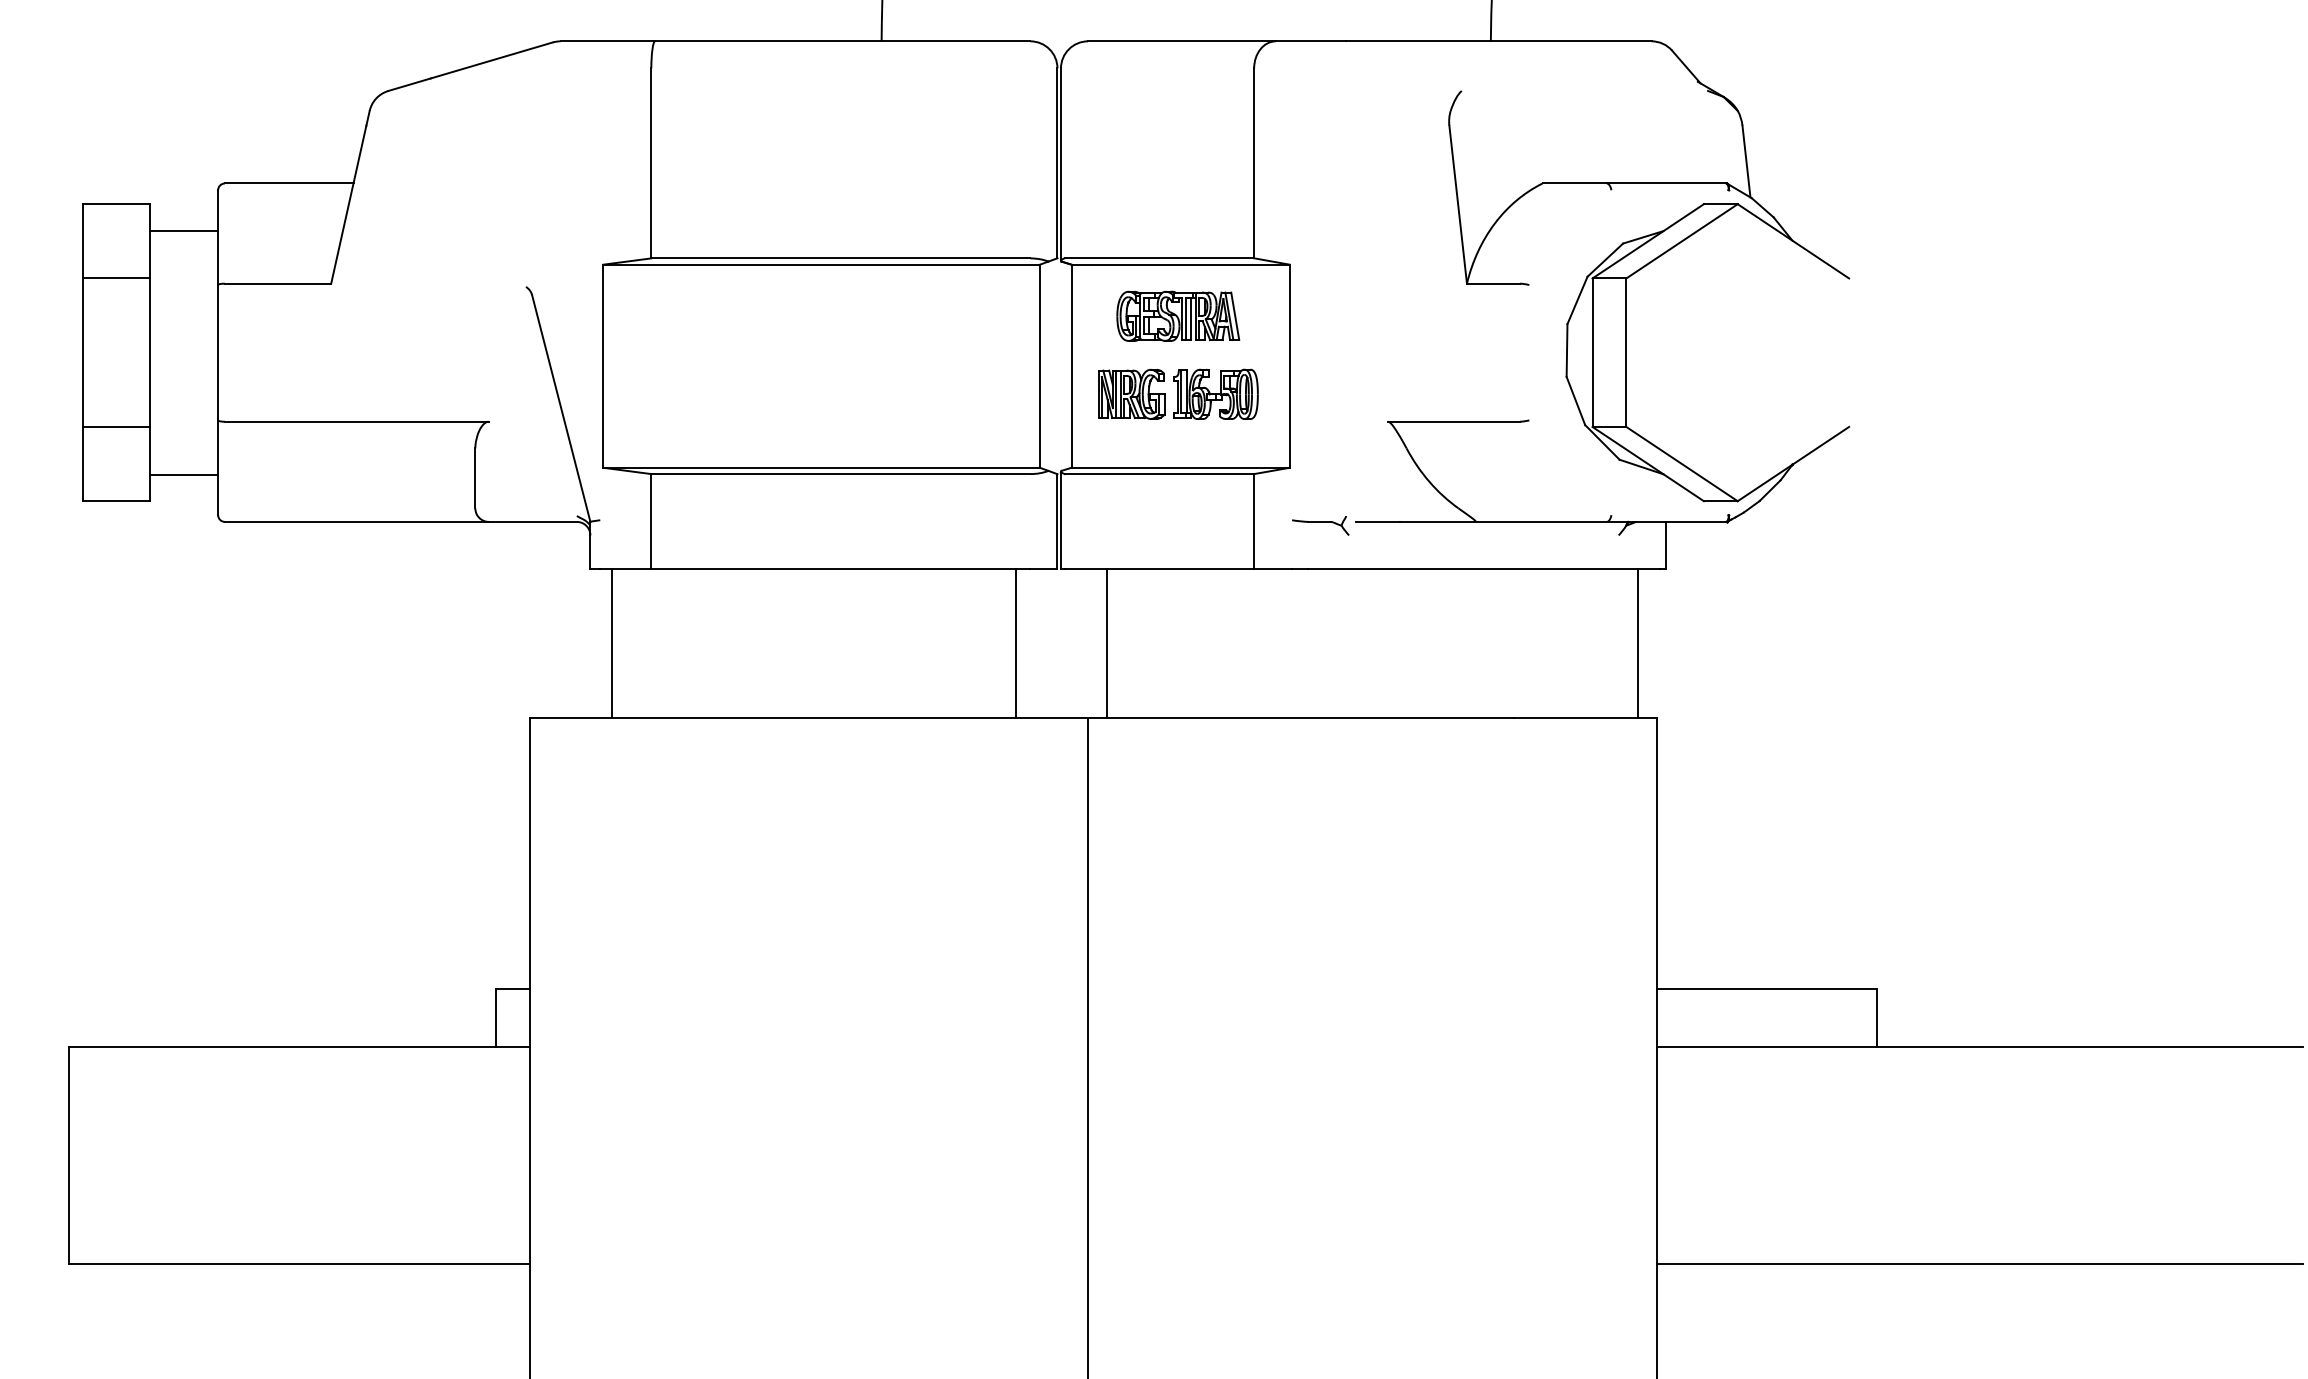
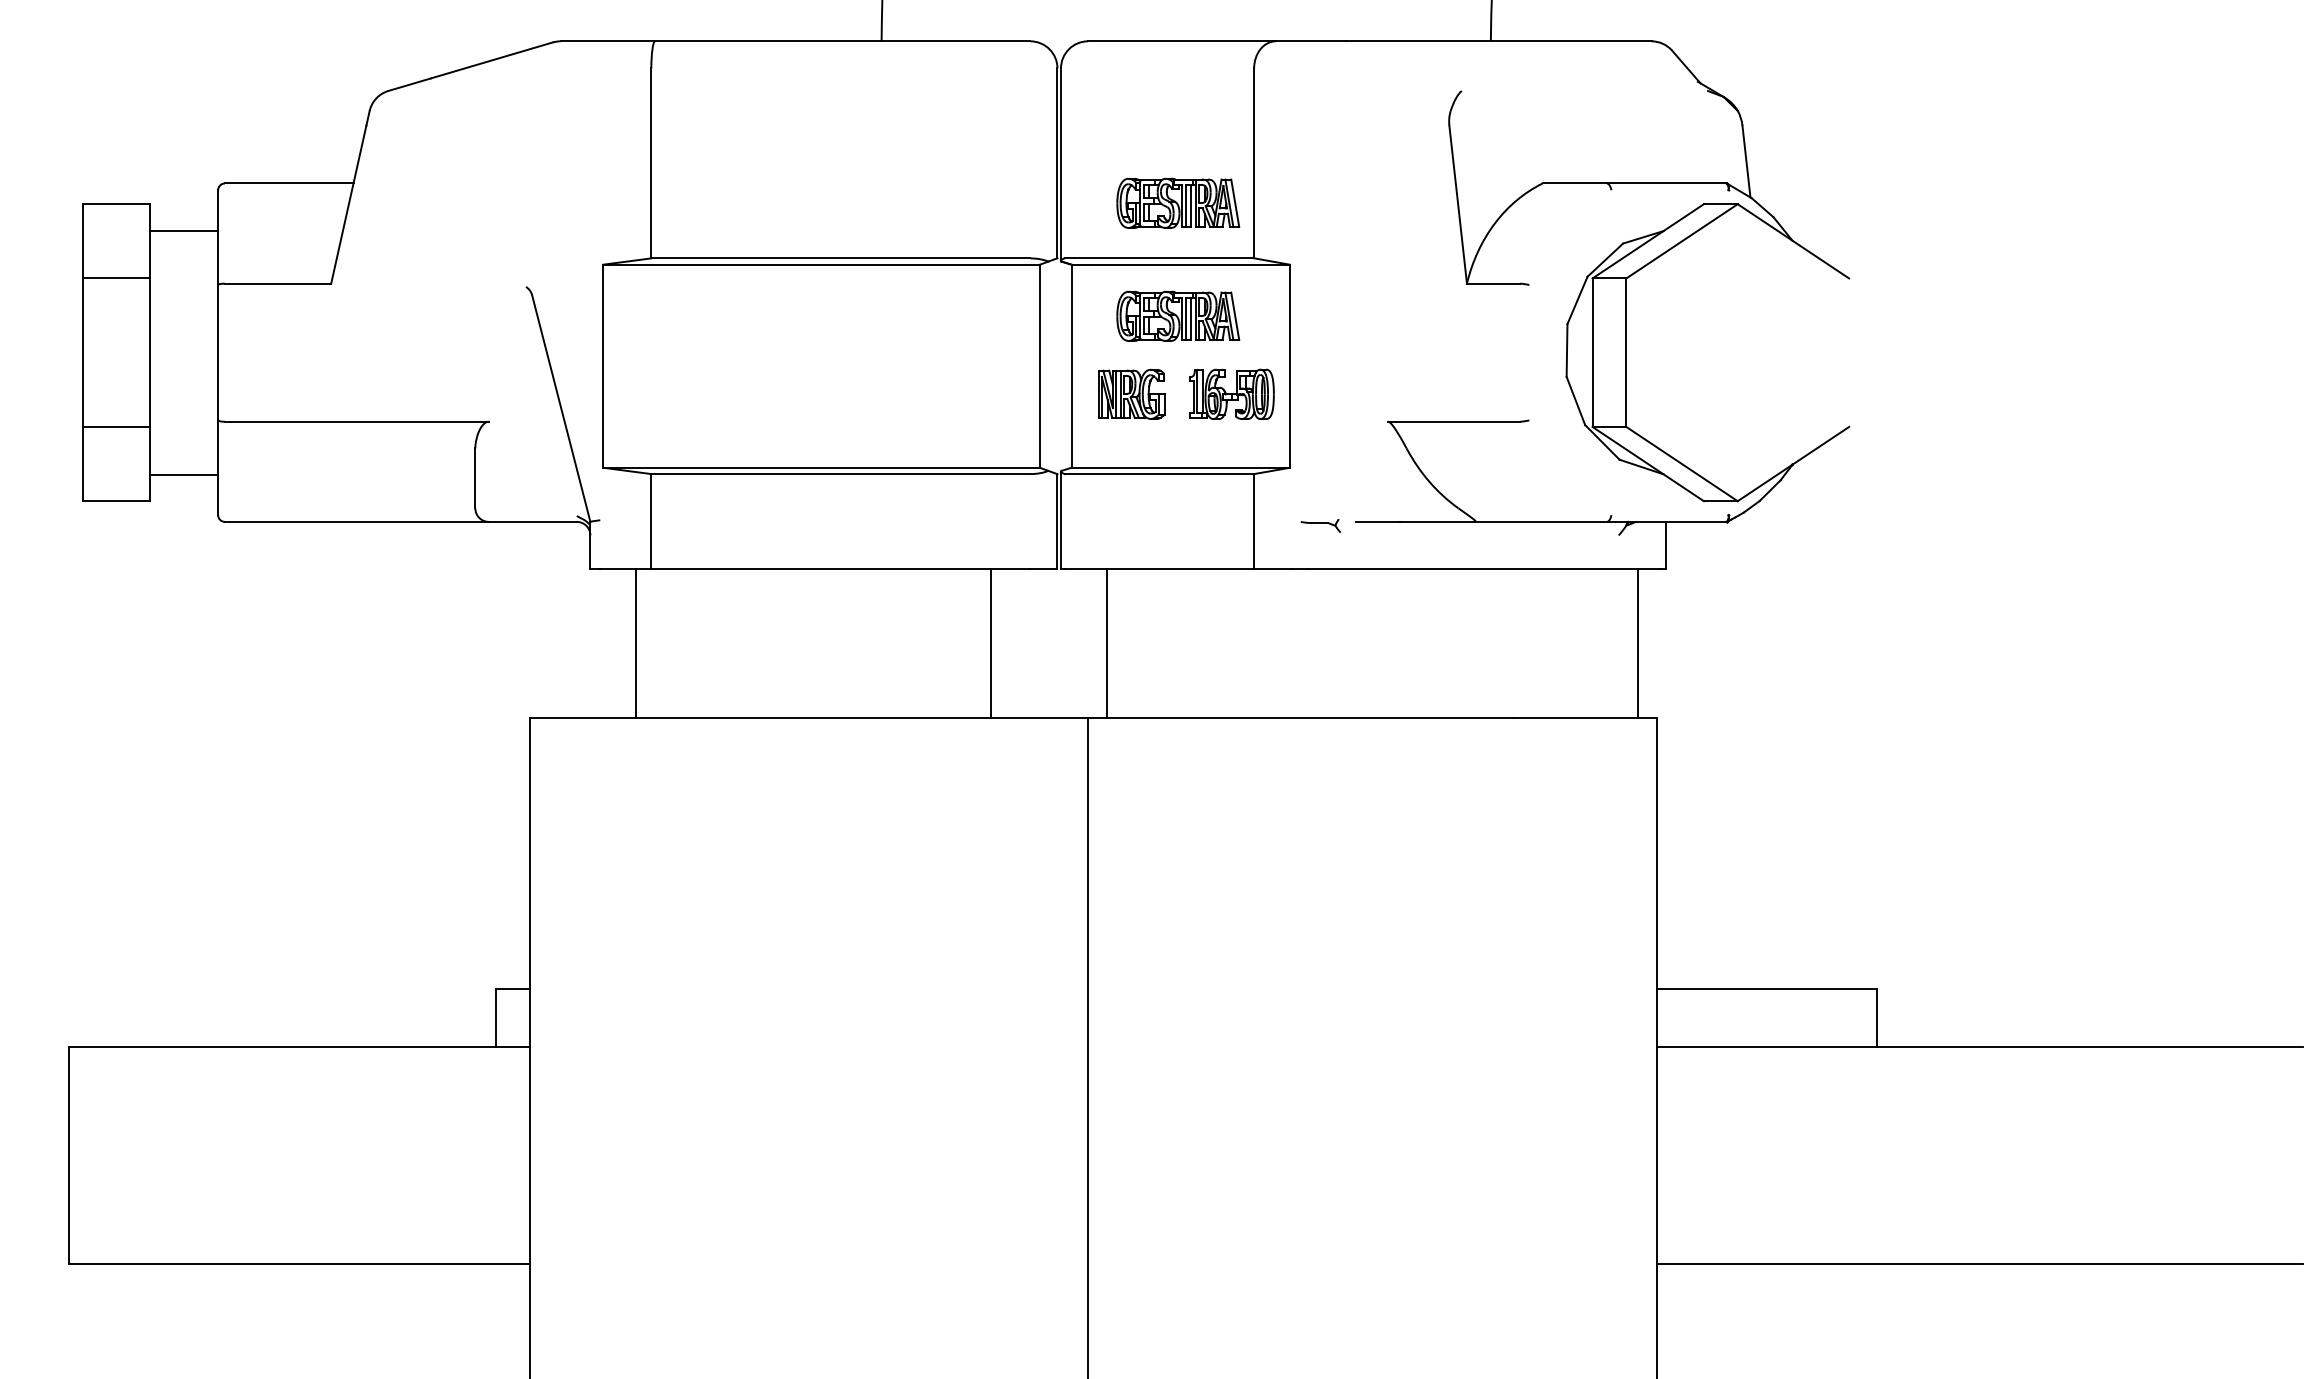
part: none -> present (1178, 202)
part position: (1215, 393) -> (1231, 393) (1231, 393)
part size: 58x20 px -> 41x14 px (1320, 525)
line position: (612, 643) -> (636, 643) (636, 643)
line position: (1015, 643) -> (990, 643) (990, 643)
